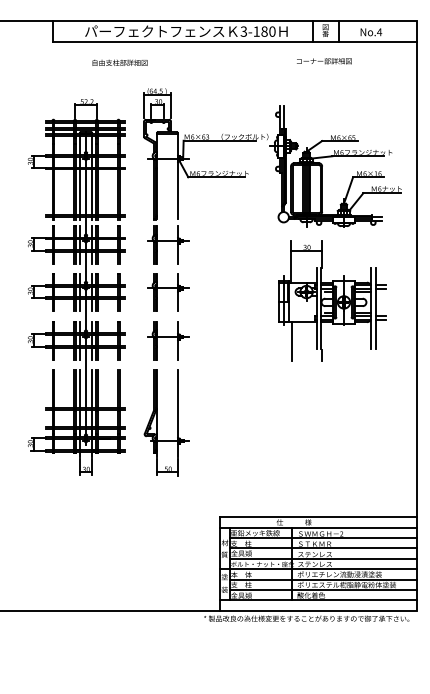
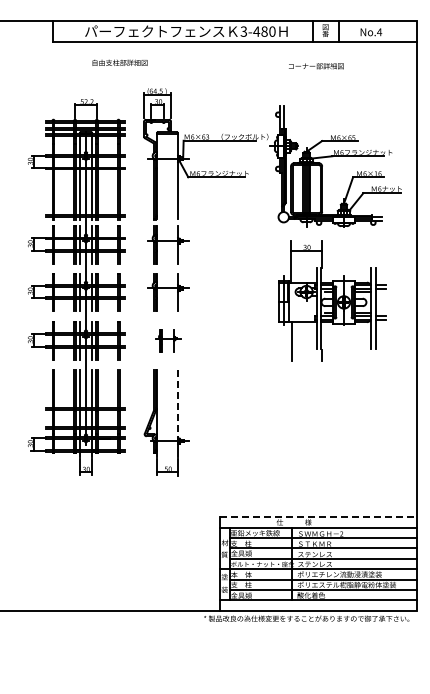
text: 3-180 -> 3-480 (256, 31)
text position: (324, 61) -> (316, 66) (316, 66)
part size: 43x40 px -> 27x24 px (168, 340)
line: solid -> dashed (177, 406)
line: solid -> dashed (318, 517)
